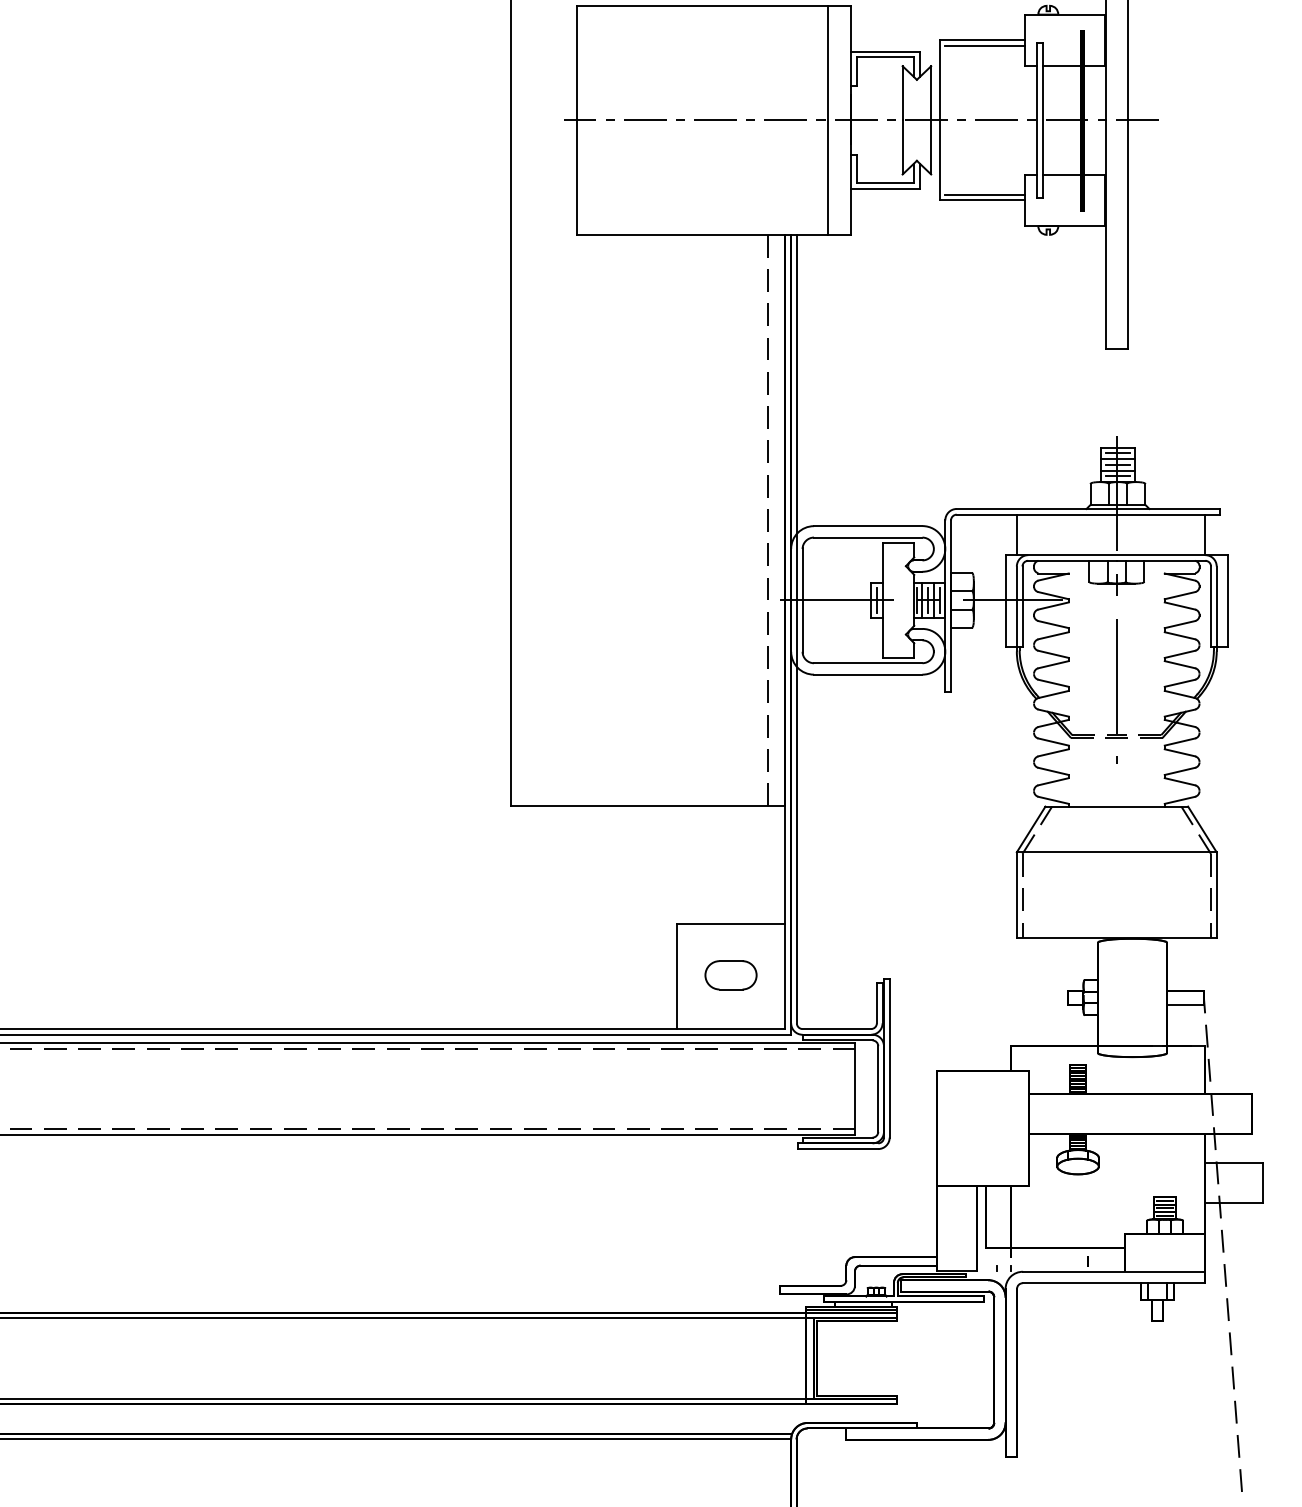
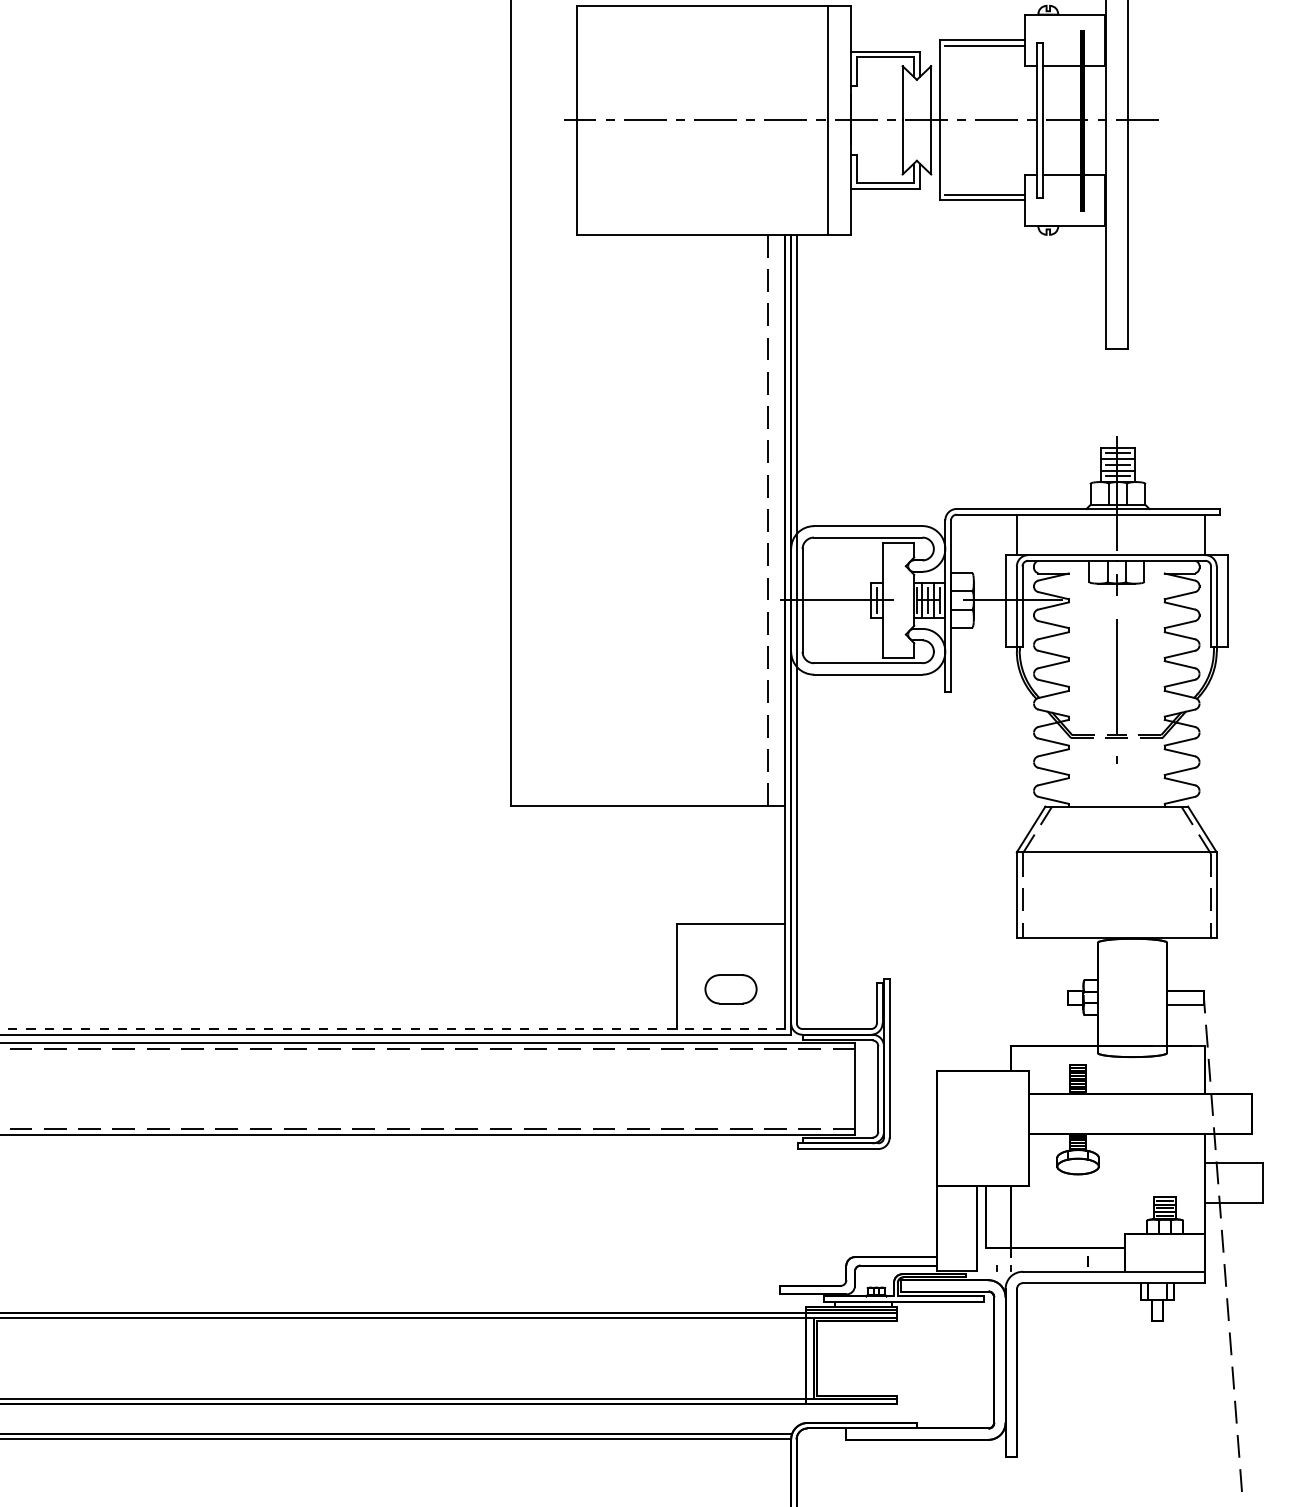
part position: (730, 975) -> (730, 989) (730, 989)
line: solid -> dashed (392, 1029)
